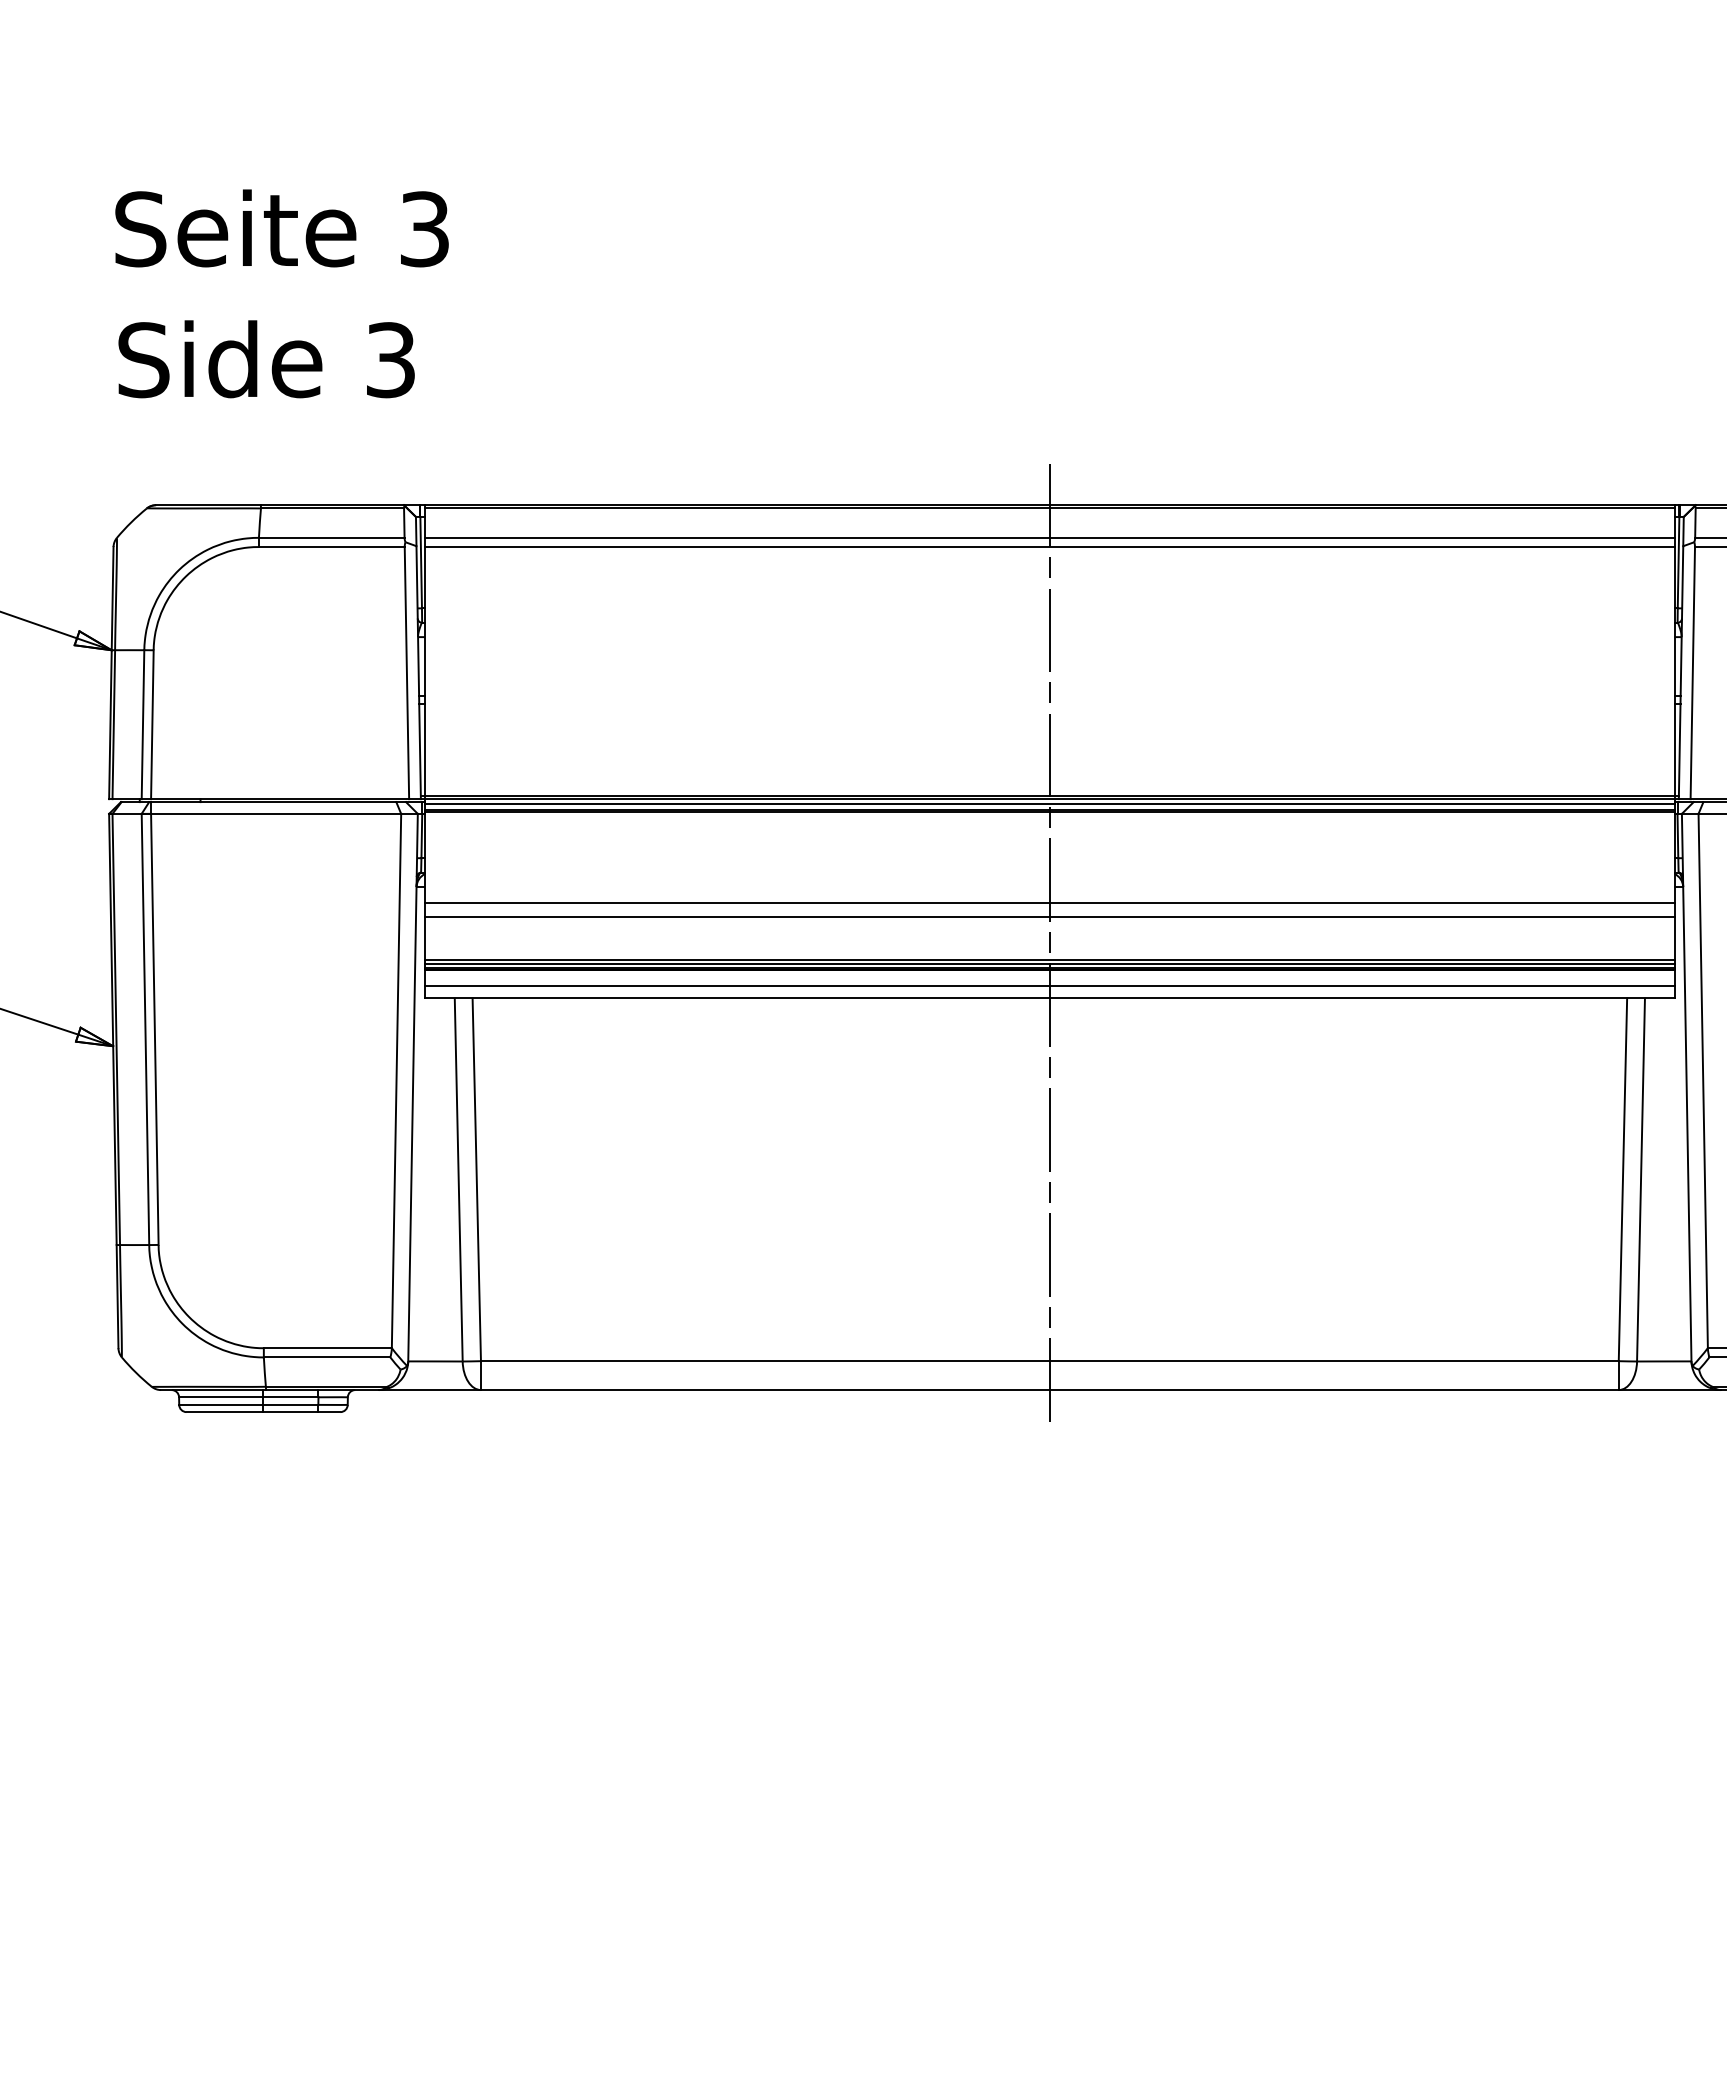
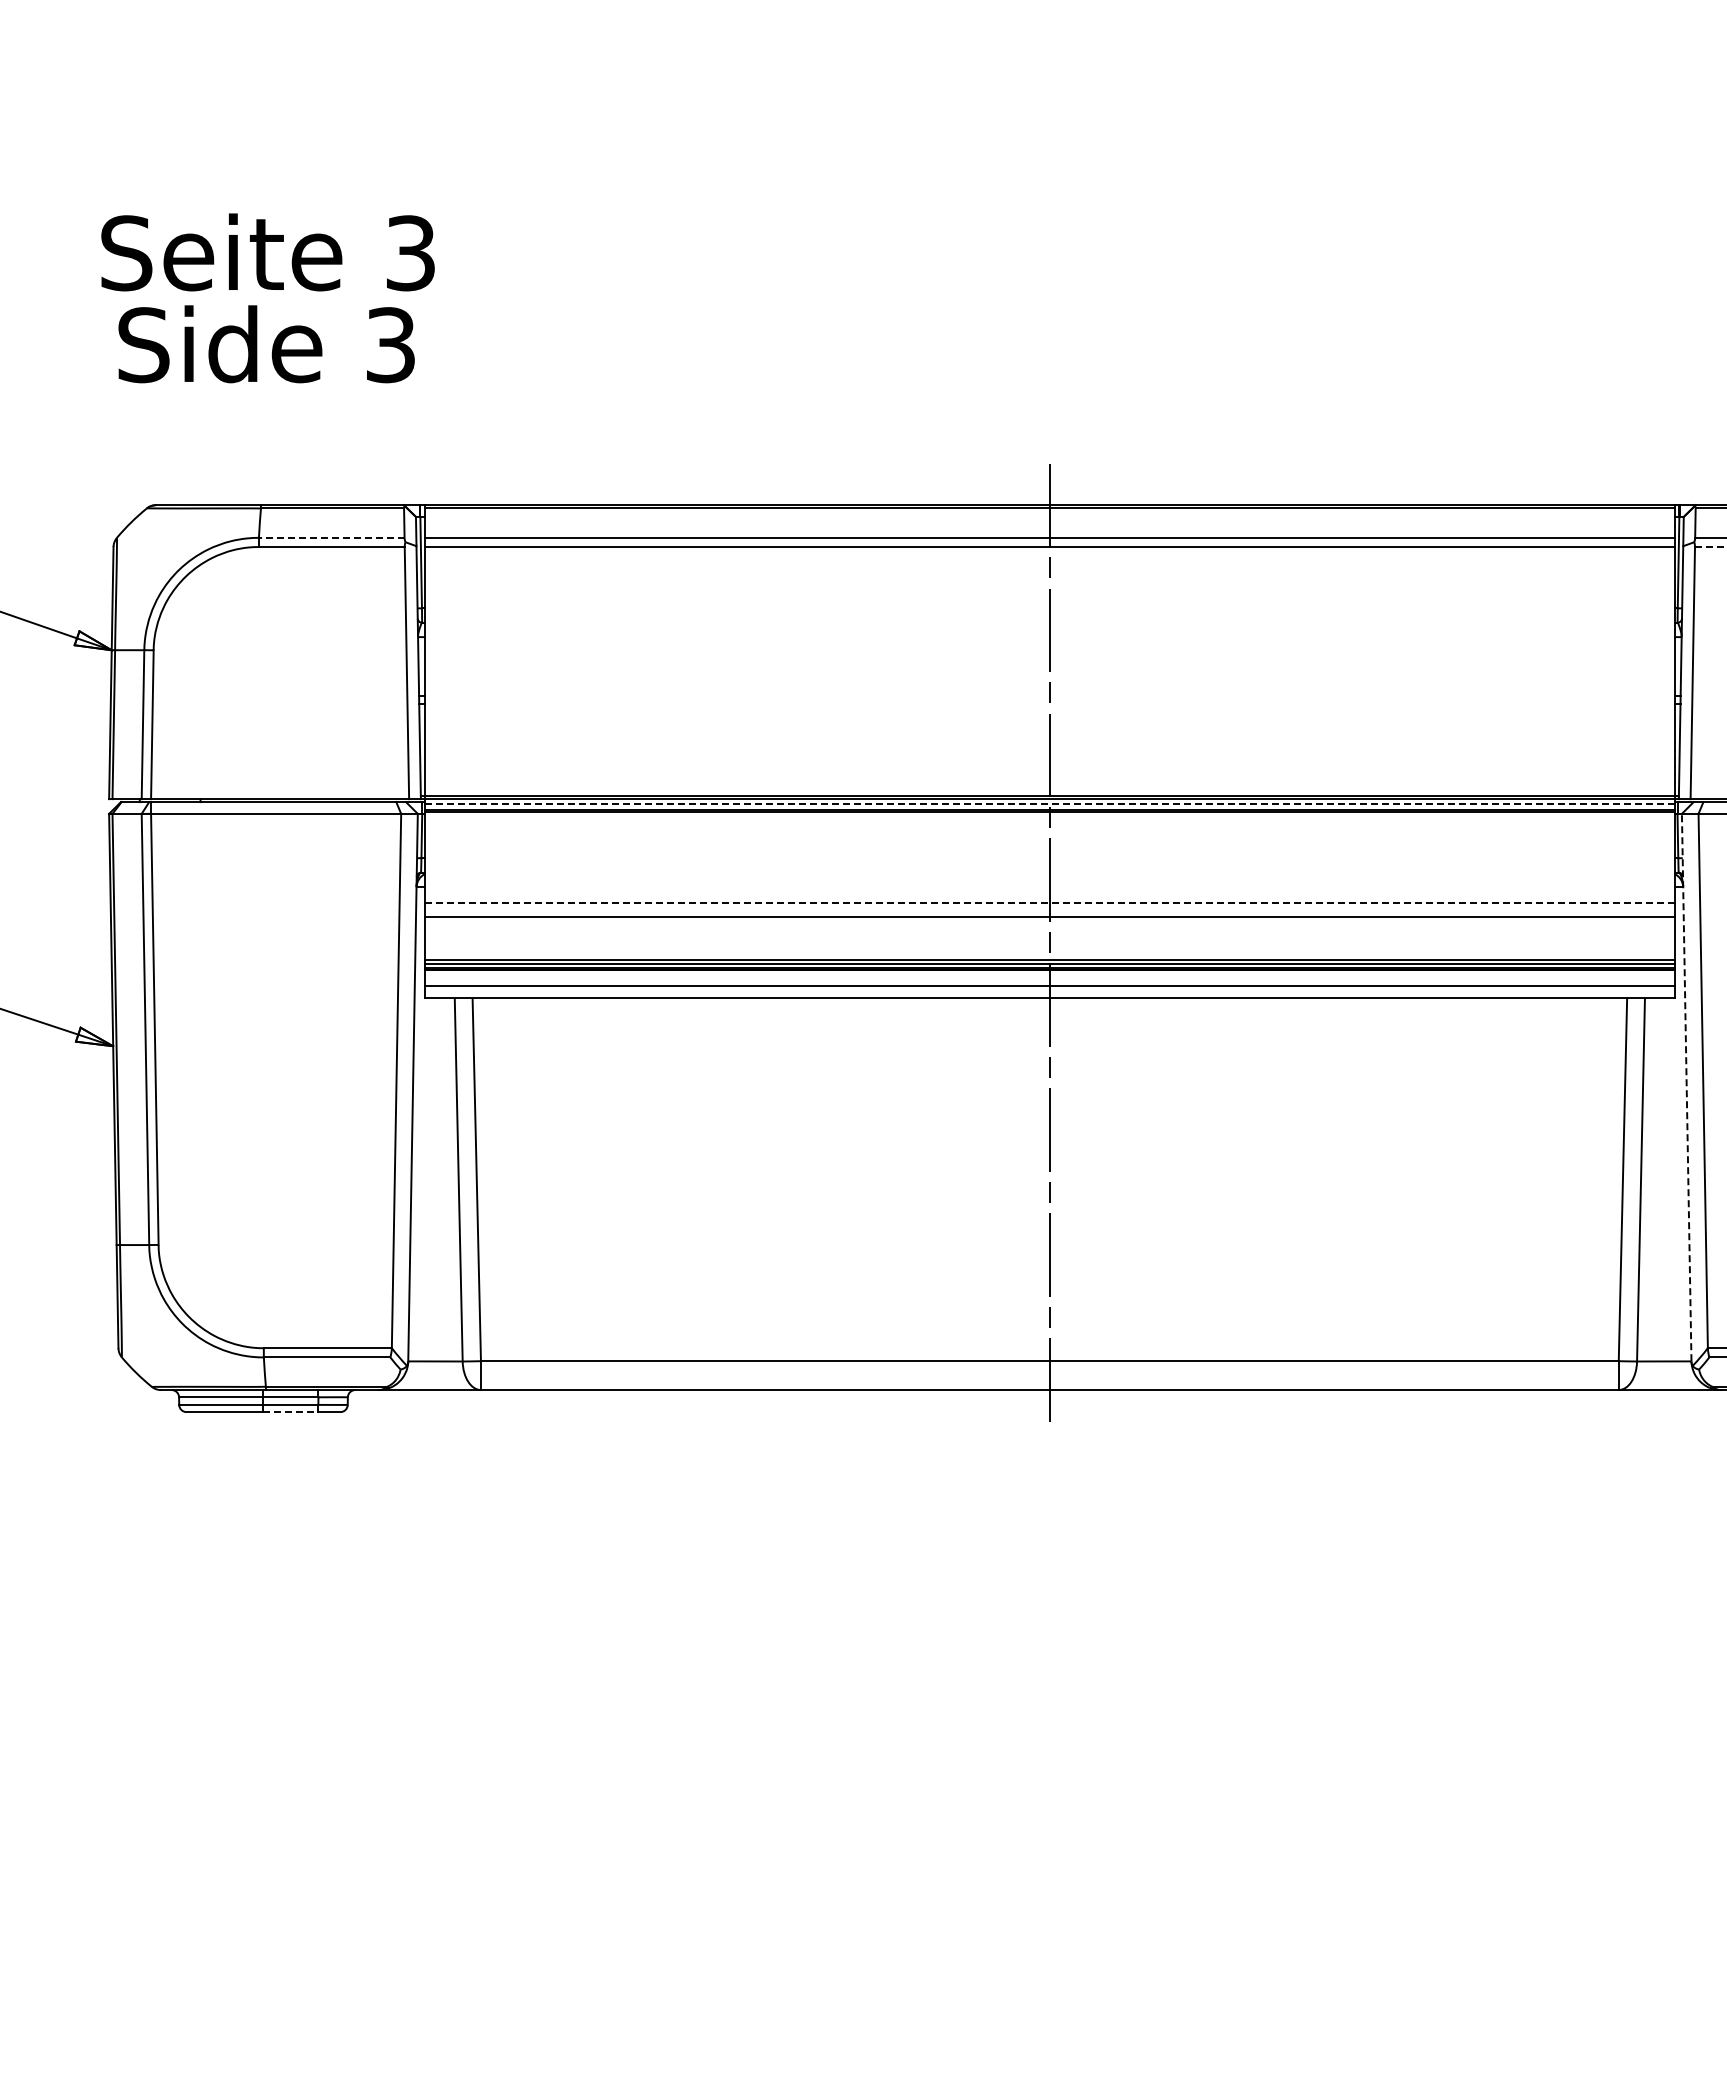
text position: (281, 228) -> (267, 252) (267, 252)
text position: (266, 359) -> (266, 344) (266, 344)
line: solid -> dashed (331, 537)
line: solid -> dashed (1710, 547)
line: solid -> dashed (1049, 804)
line: solid -> dashed (1049, 902)
line: solid -> dashed (1686, 1087)
line: solid -> dashed (291, 1412)
